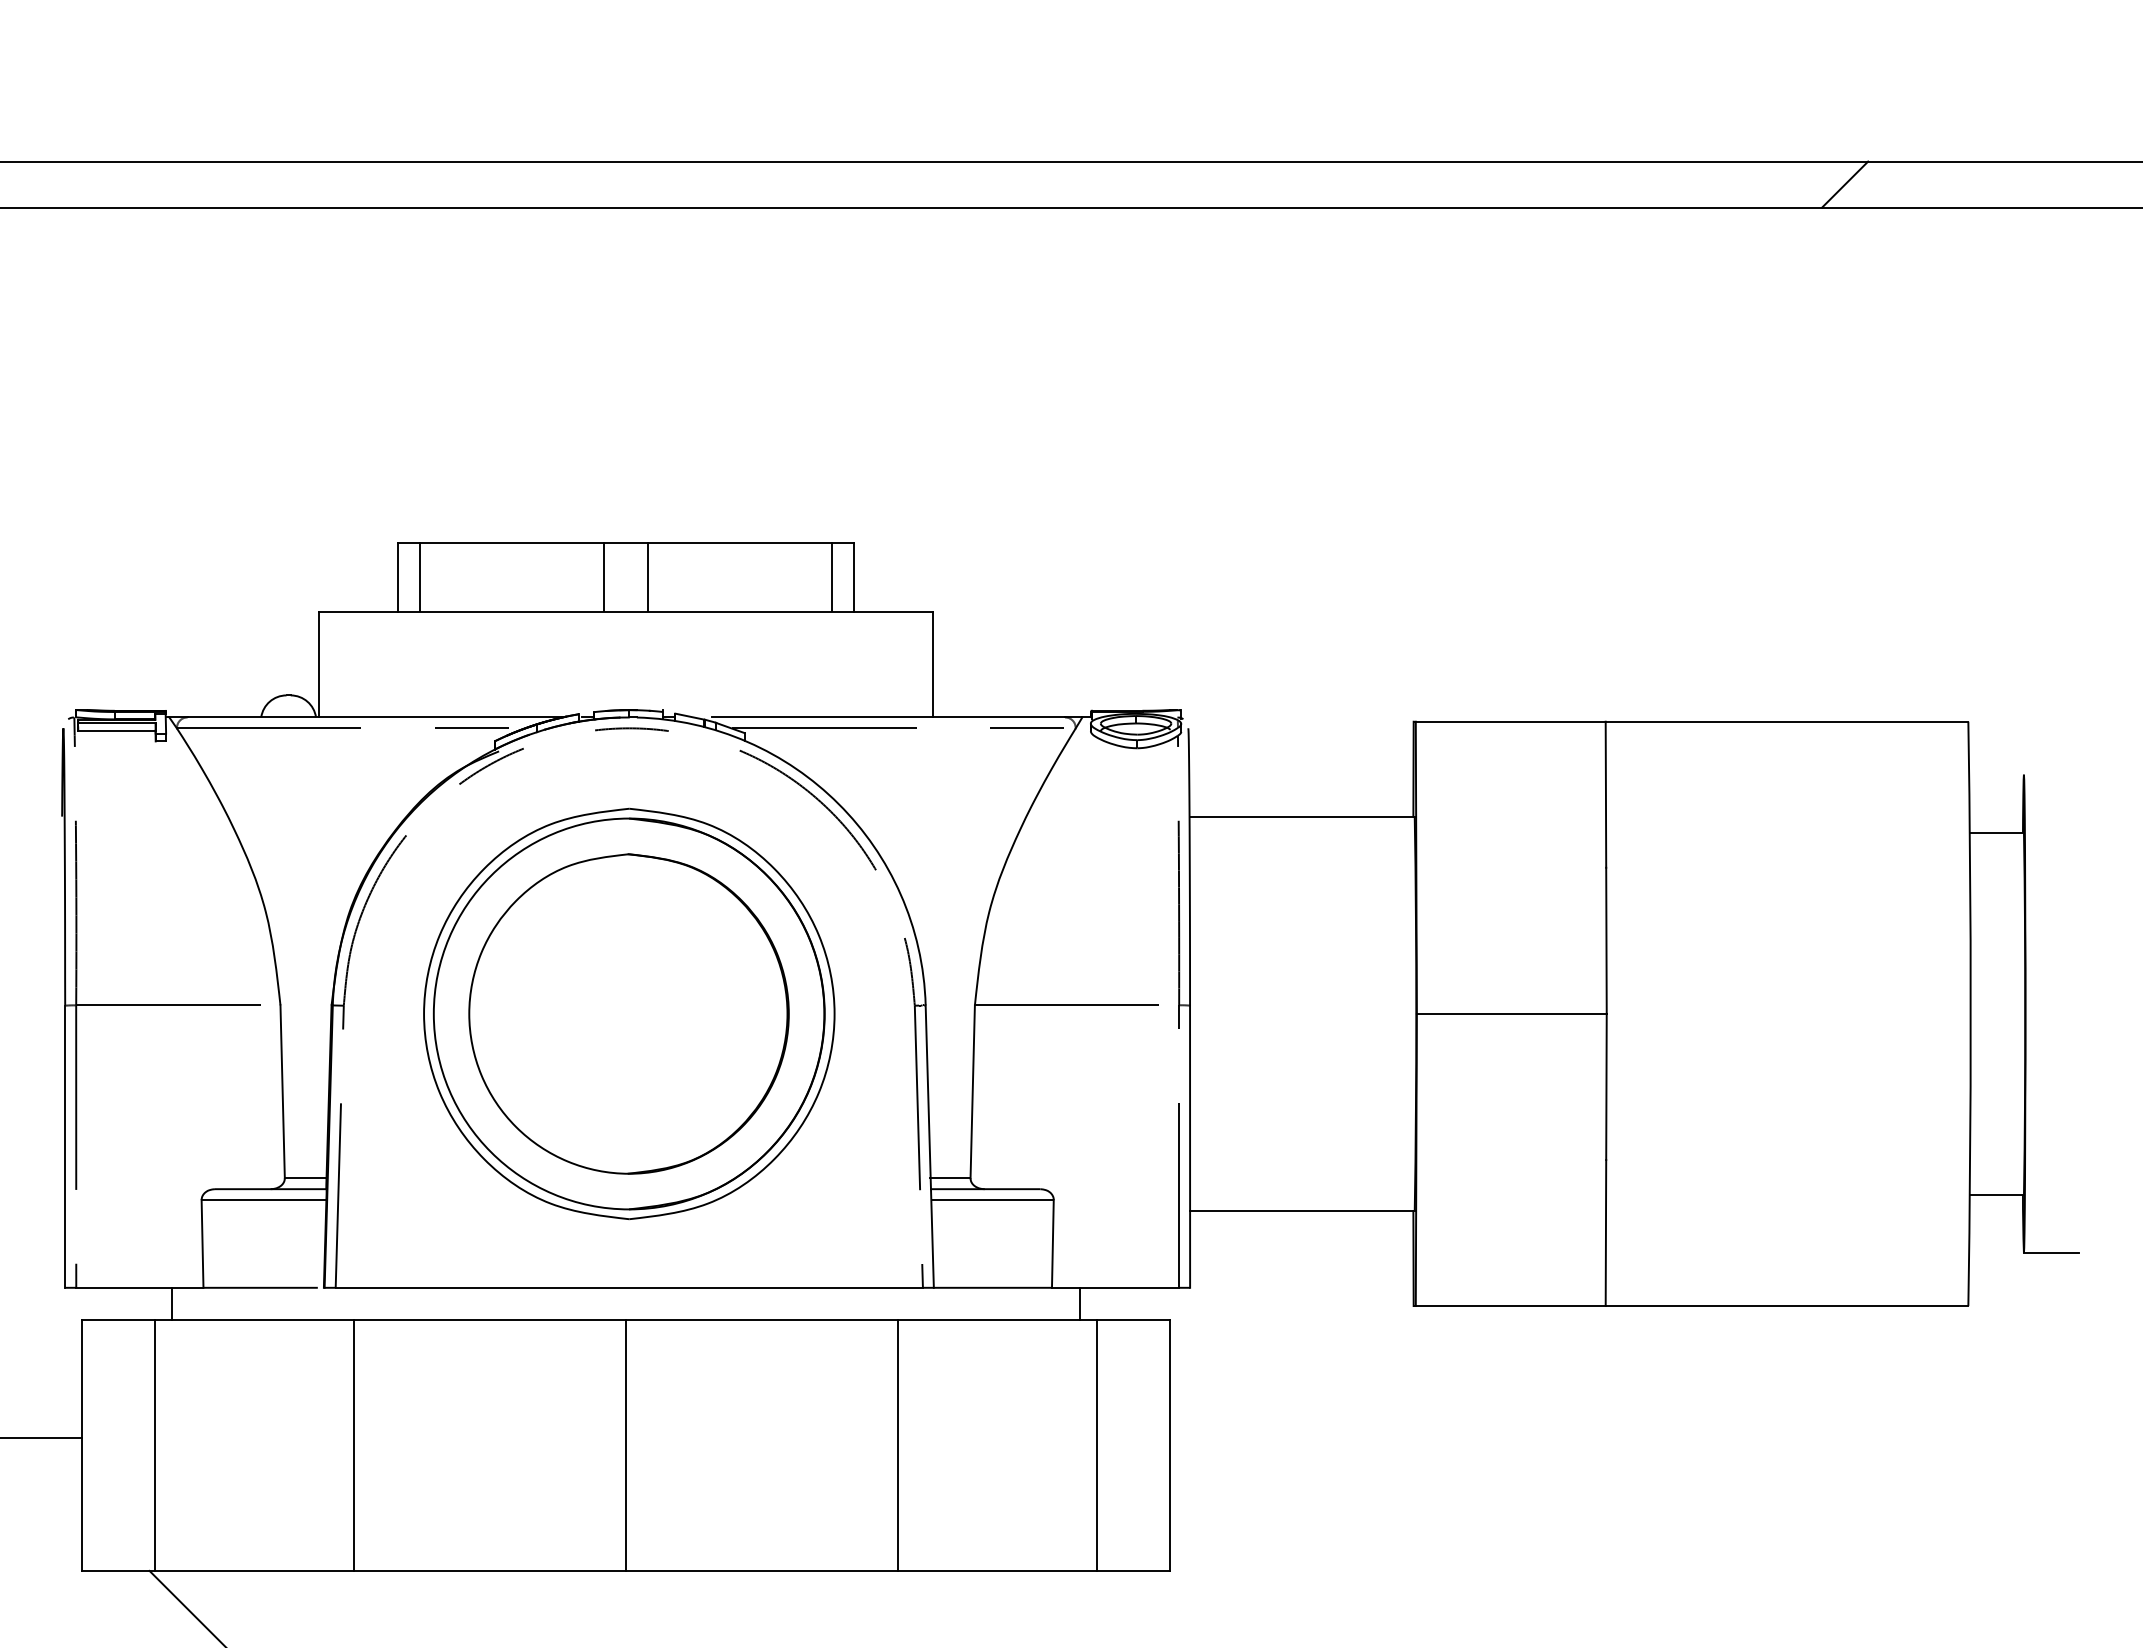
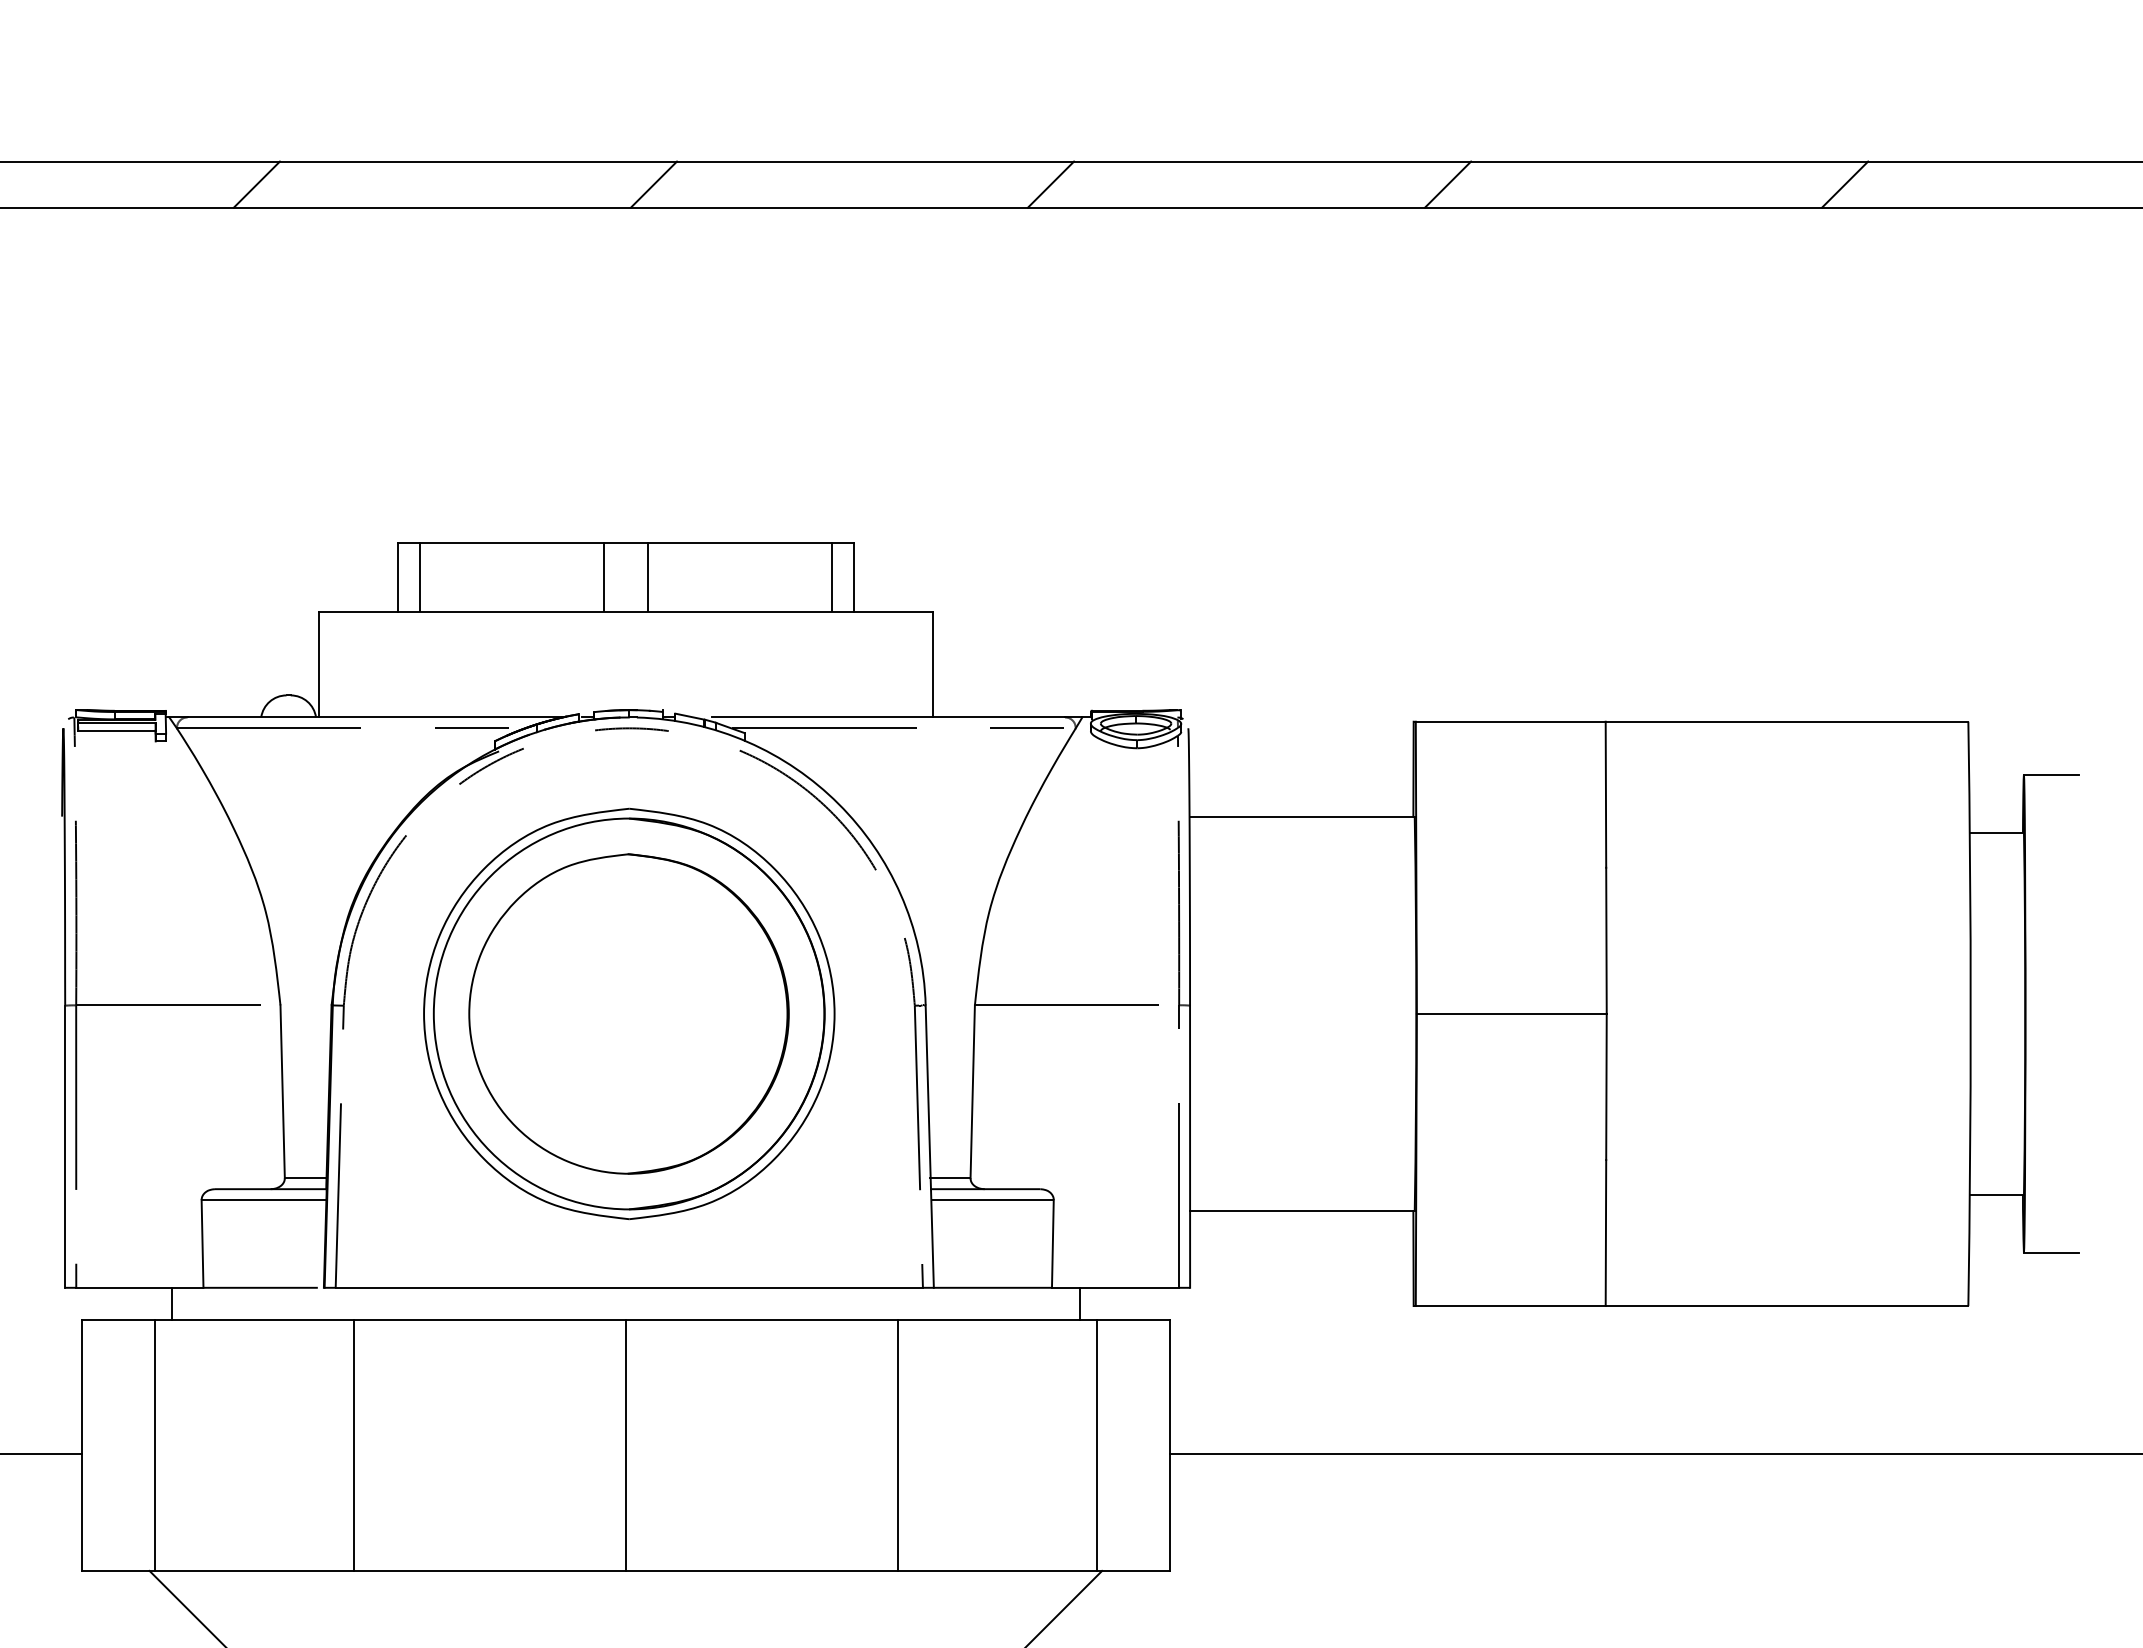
line: none -> present (256, 184)
line: none -> present (653, 184)
line: none -> present (1050, 184)
line: none -> present (1447, 184)
line: none -> present (2050, 774)
line position: (41, 1437) -> (41, 1453) (41, 1453)
line: none -> present (1654, 1453)
line: none -> present (1065, 1607)
